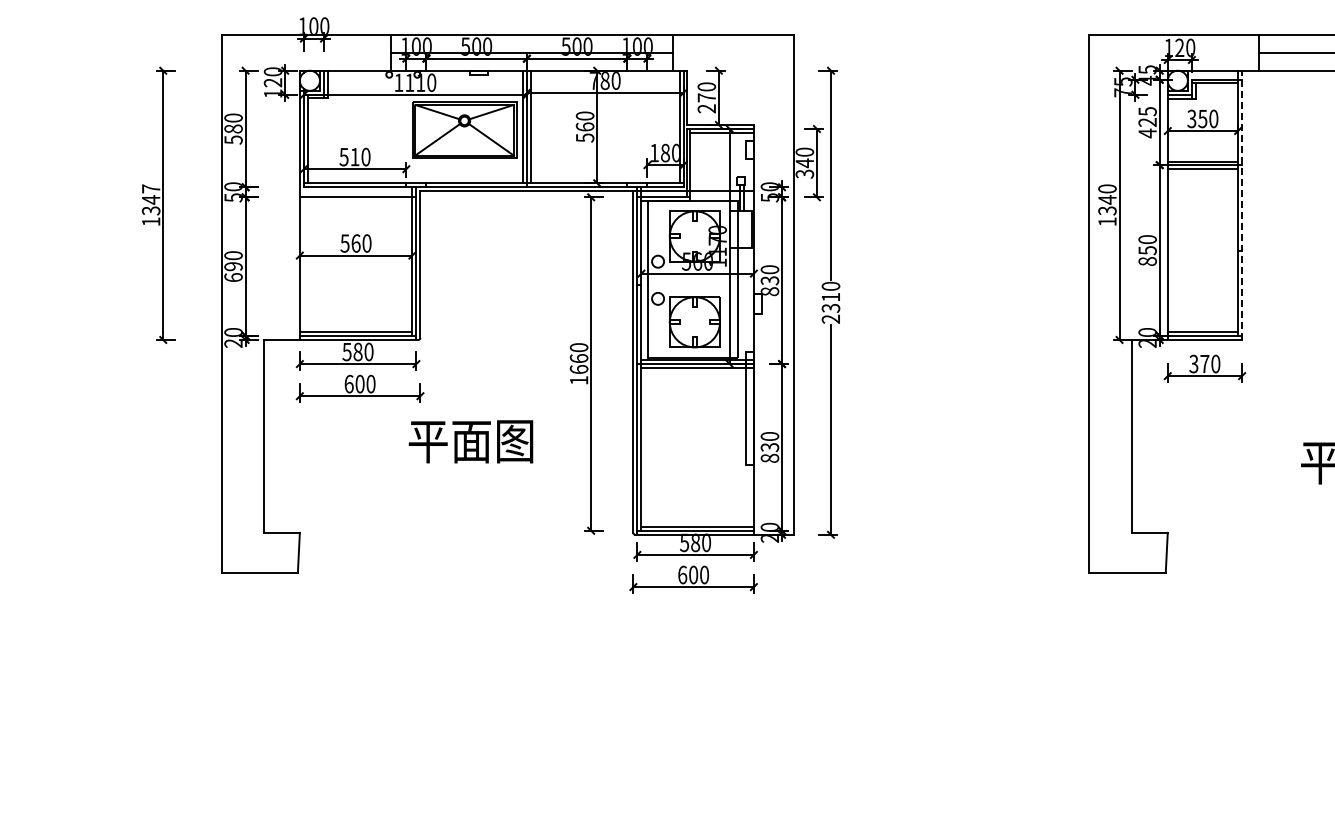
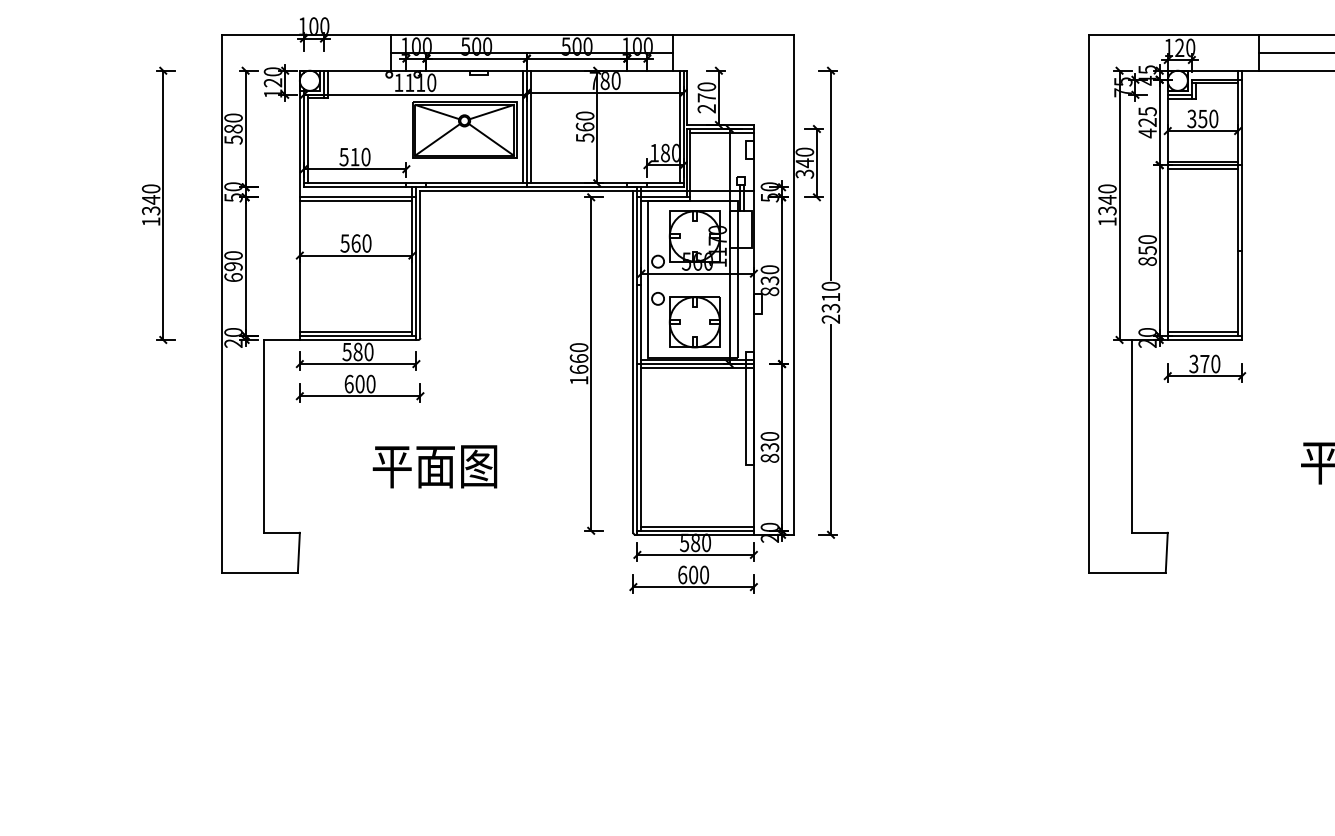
text: 1347 -> 1340 (150, 188)
line: none -> present (355, 200)
line: dashed -> solid (1242, 205)
text position: (470, 441) -> (434, 466) (434, 466)
